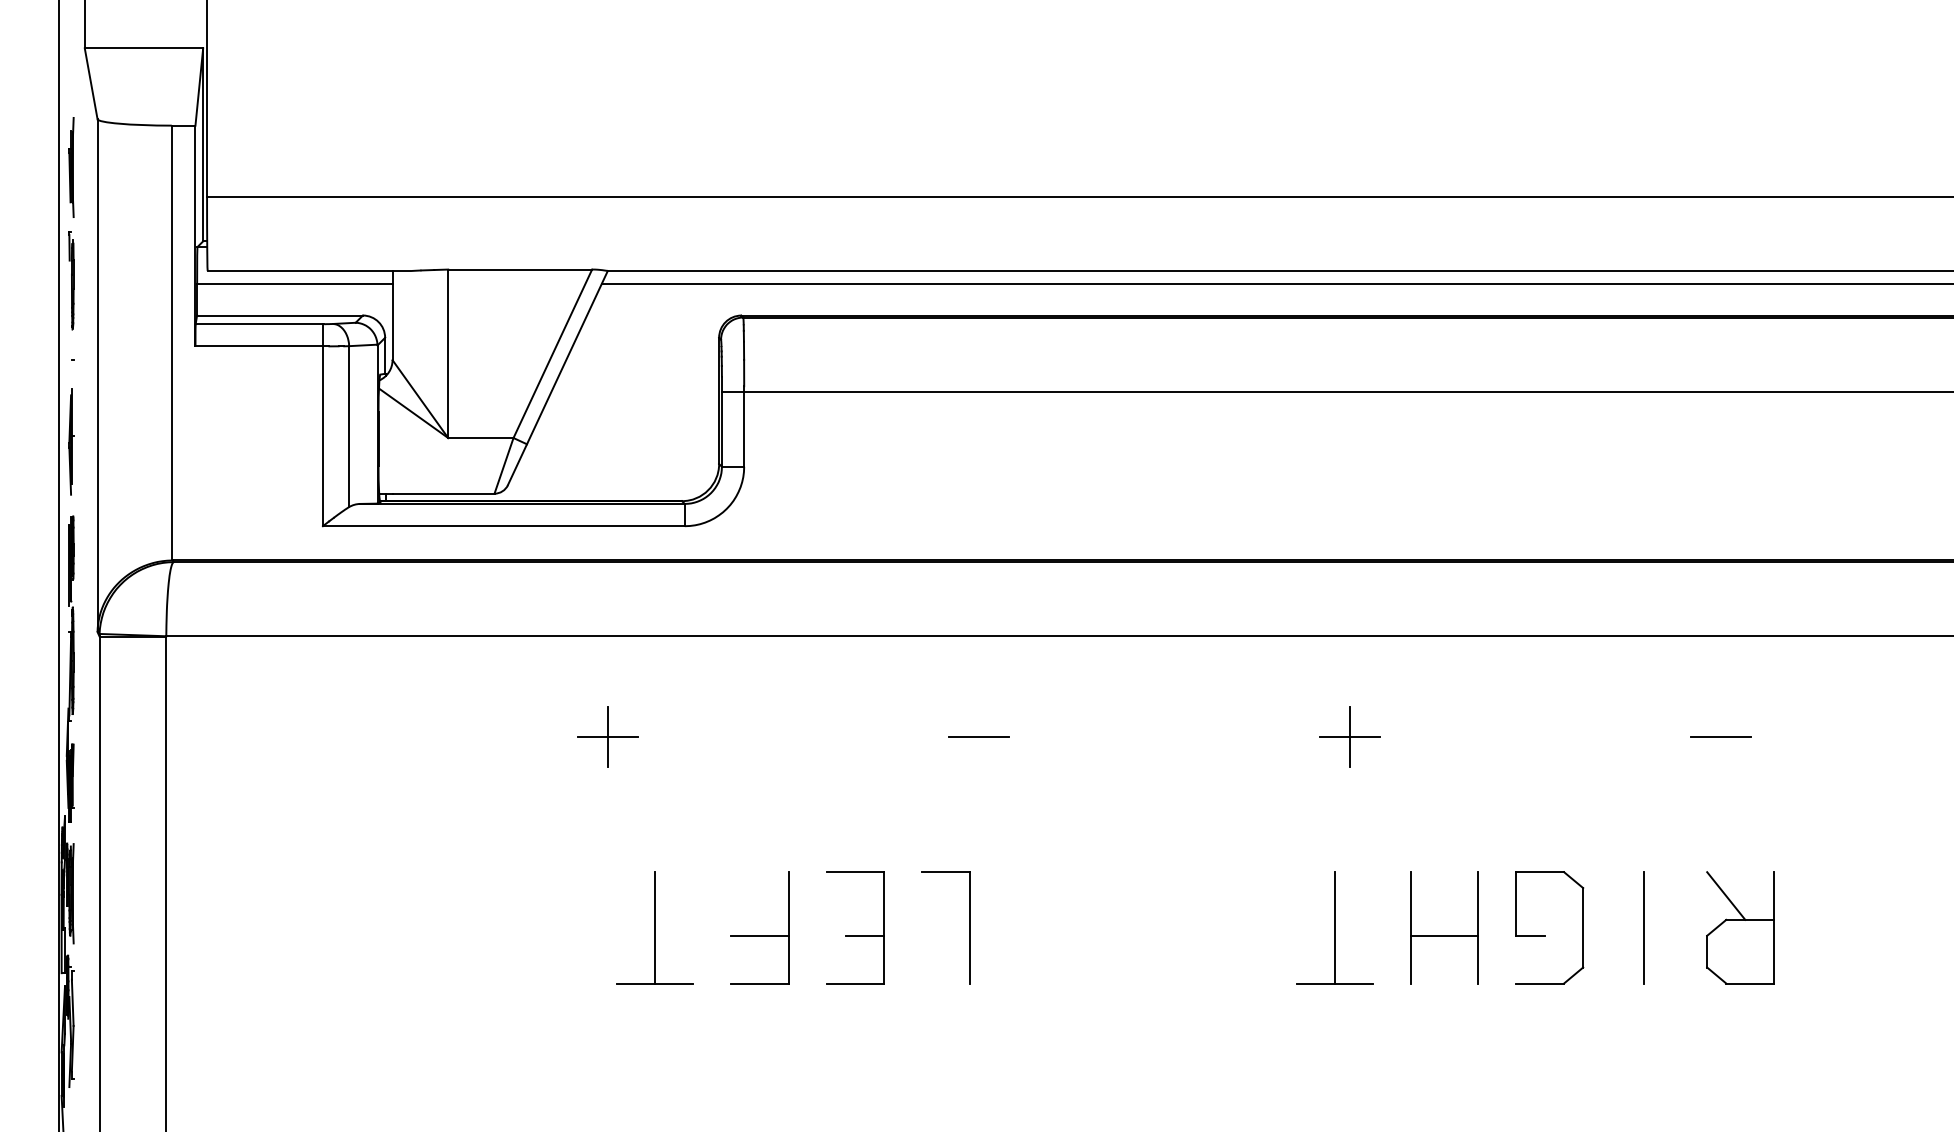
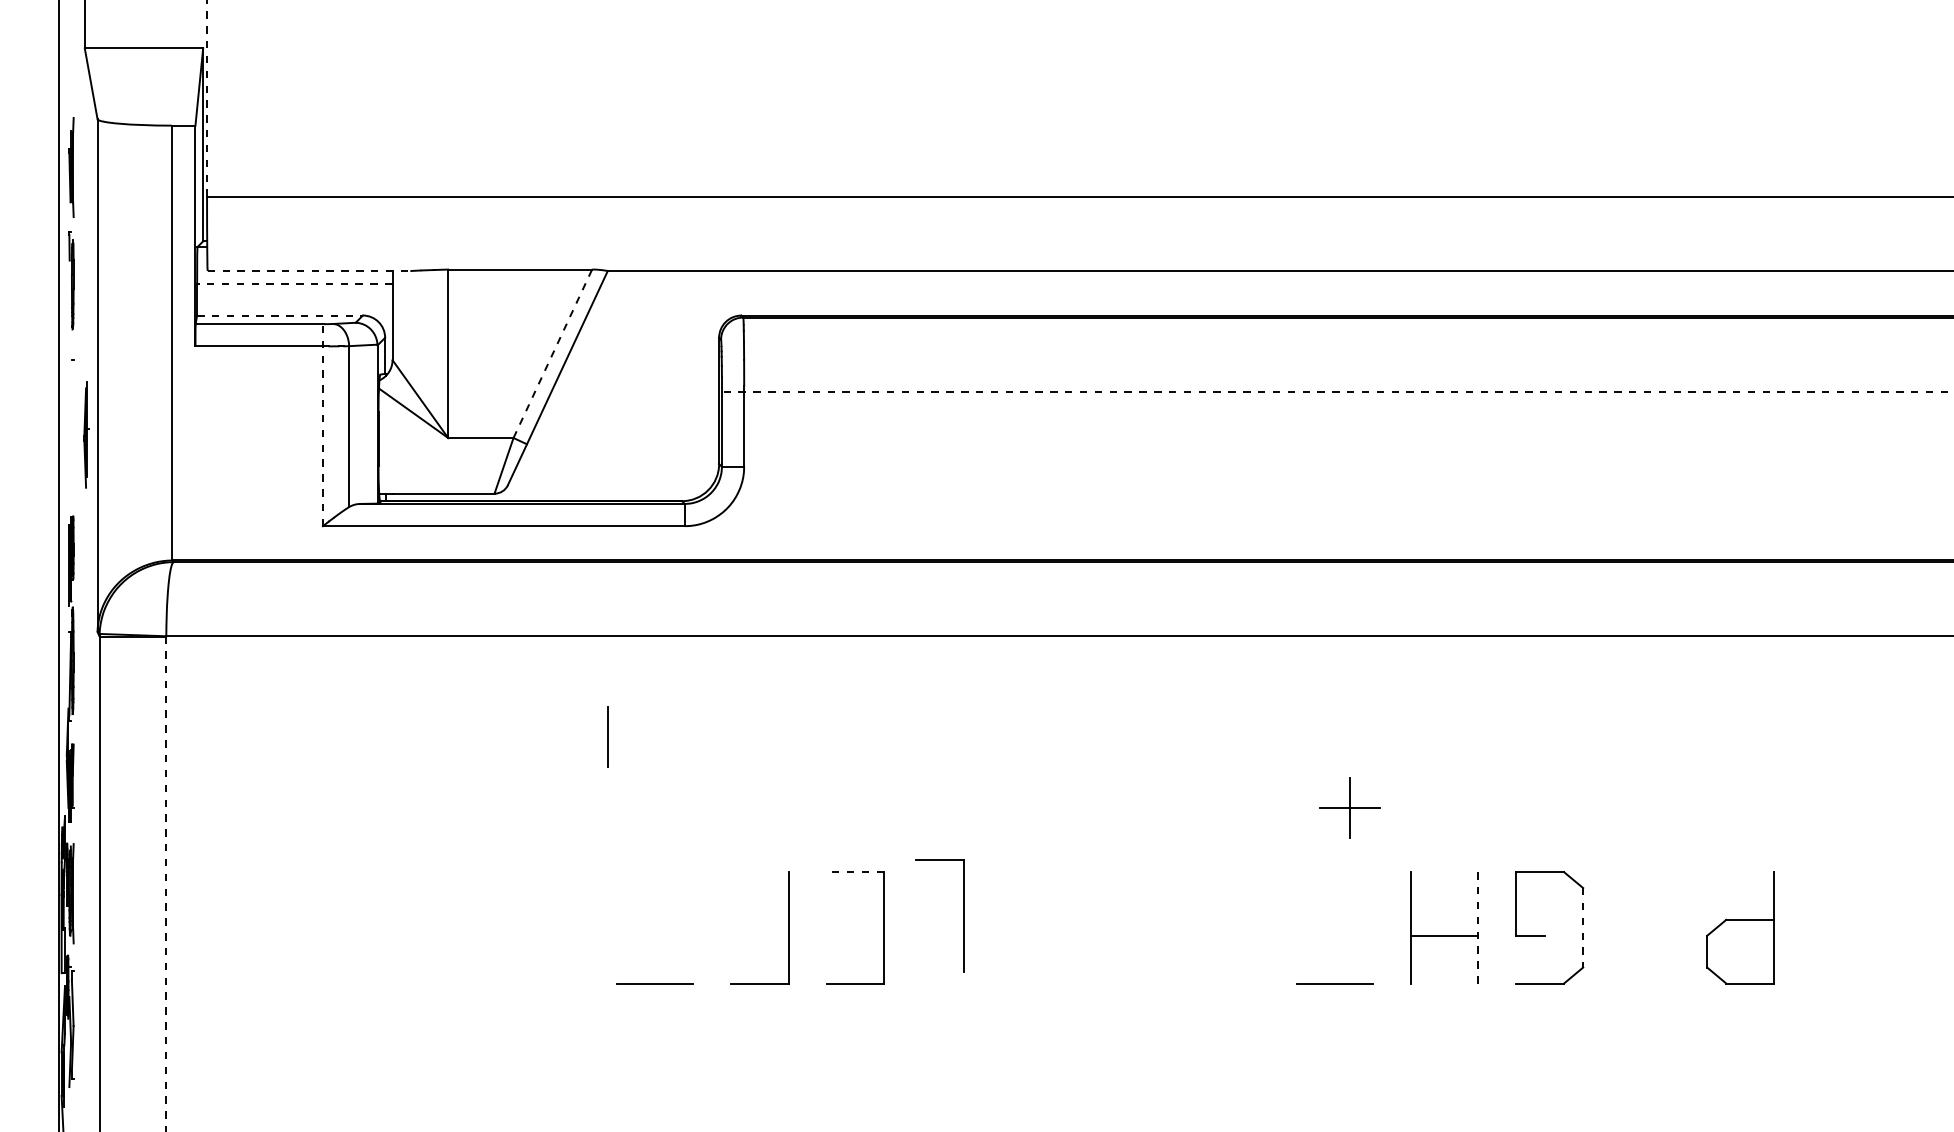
line: solid -> dashed (207, 97)
line: solid -> dashed (309, 271)
line: solid -> dashed (294, 284)
line: present -> none (1275, 284)
line: solid -> dashed (279, 315)
line: solid -> dashed (552, 353)
line: solid -> dashed (1337, 391)
line: solid -> dashed (322, 424)
part position: (71, 441) -> (86, 434) (86, 434)
line: present -> none (607, 736)
line: present -> none (978, 736)
part position: (1349, 736) -> (1349, 807) (1349, 807)
line: present -> none (1720, 736)
line: solid -> dashed (855, 872)
line: solid -> dashed (166, 884)
line: present -> none (1726, 895)
line: present -> none (654, 927)
part position: (969, 927) -> (963, 915) (963, 915)
line: present -> none (1335, 927)
line: solid -> dashed (1478, 927)
line: solid -> dashed (1583, 927)
line: present -> none (1643, 927)
line: present -> none (759, 935)
line: present -> none (864, 935)
